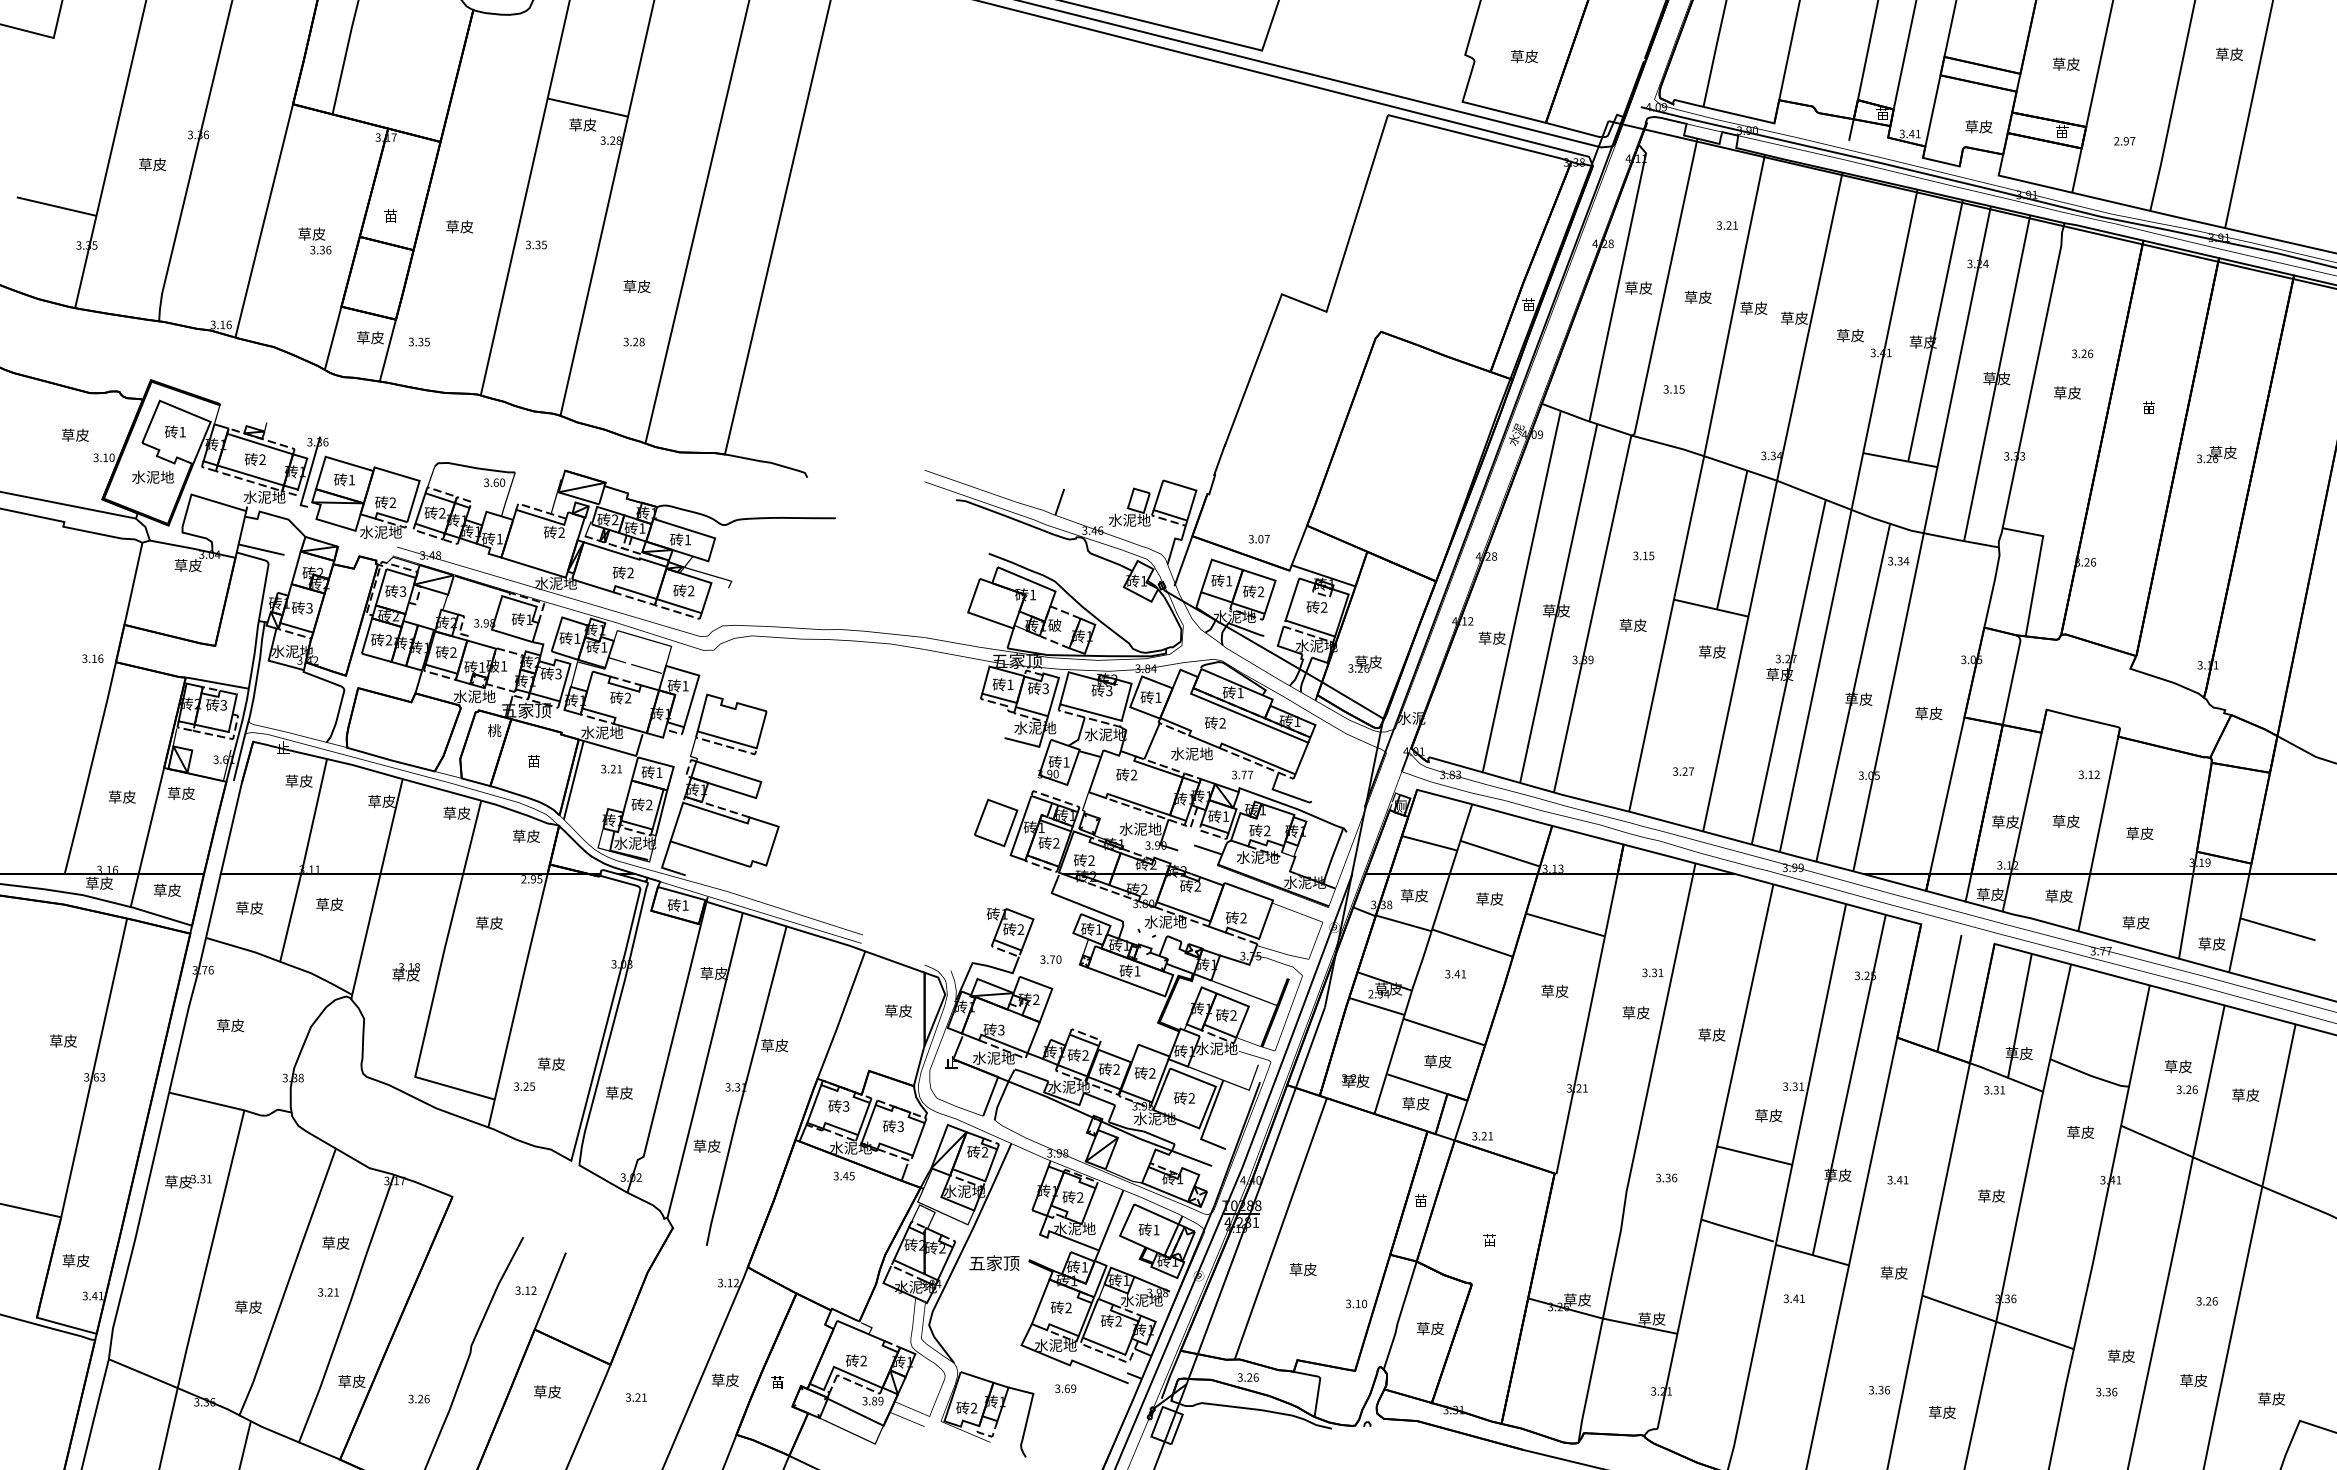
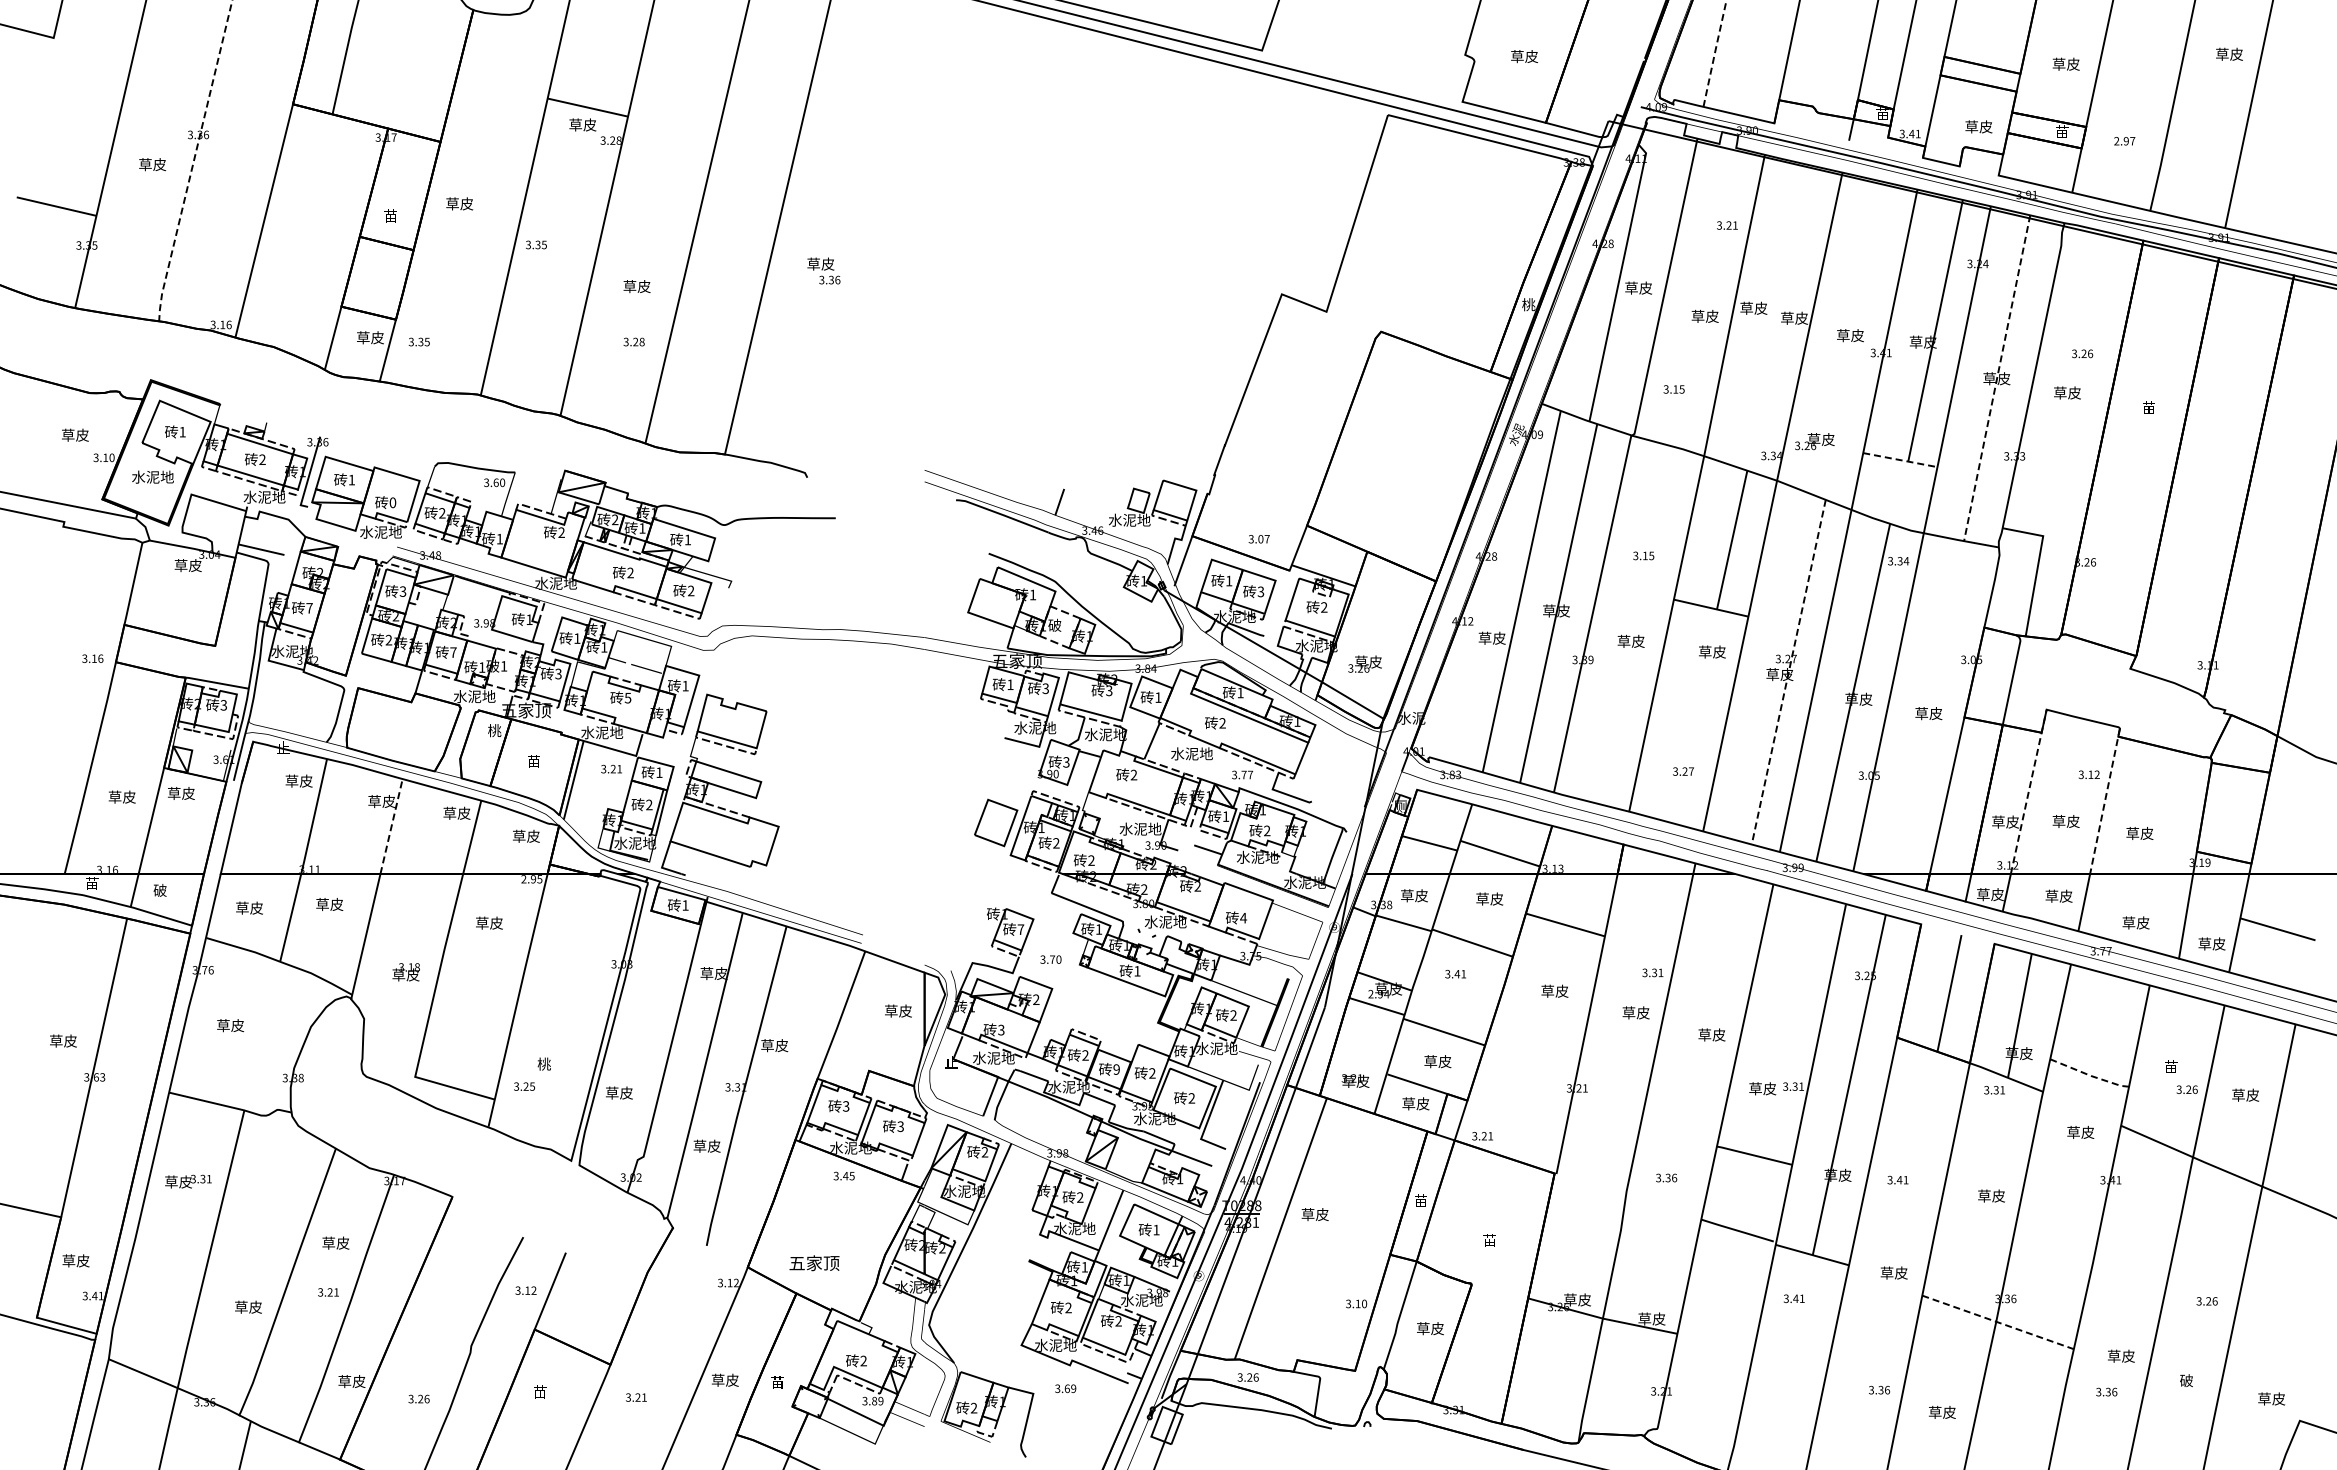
line: solid -> dashed (1714, 53)
line: solid -> dashed (193, 162)
text position: (459, 226) -> (459, 203) (459, 203)
text position: (314, 240) -> (823, 270) (823, 270)
text position: (1697, 296) -> (1704, 315) (1704, 315)
text: 苗 -> 桃 (1528, 304)
line: solid -> dashed (1997, 378)
text position: (2216, 454) -> (1814, 441) (1814, 441)
line: solid -> dashed (1900, 460)
text: 2 -> 0 (392, 502)
text: 2 -> 3 (1260, 592)
text: 3 -> 7 (309, 607)
text position: (1632, 624) -> (1630, 640) (1630, 640)
text: 2 -> 7 (453, 652)
line: solid -> dashed (1788, 672)
text: 2 -> 5 (628, 697)
text: 1 -> 3 (1066, 762)
line: solid -> dashed (2028, 791)
line: solid -> dashed (2104, 801)
line: solid -> dashed (391, 826)
text: 草皮 -> 苗 (99, 882)
text: 草皮 -> 破 (166, 890)
text: 2 -> 4 (1243, 917)
text: 2 -> 7 (1020, 929)
text: 草皮 -> 桃 (550, 1063)
text: 草皮 -> 苗 (2177, 1066)
text: 2 -> 9 (1116, 1069)
line: solid -> dashed (2090, 1075)
text position: (1768, 1115) -> (1762, 1088) (1762, 1088)
text position: (994, 1263) -> (814, 1263) (814, 1263)
text position: (1302, 1269) -> (1314, 1214) (1314, 1214)
line: solid -> dashed (1998, 1322)
text: 草皮 -> 破 (2193, 1380)
text: 草皮 -> 苗 (547, 1391)
